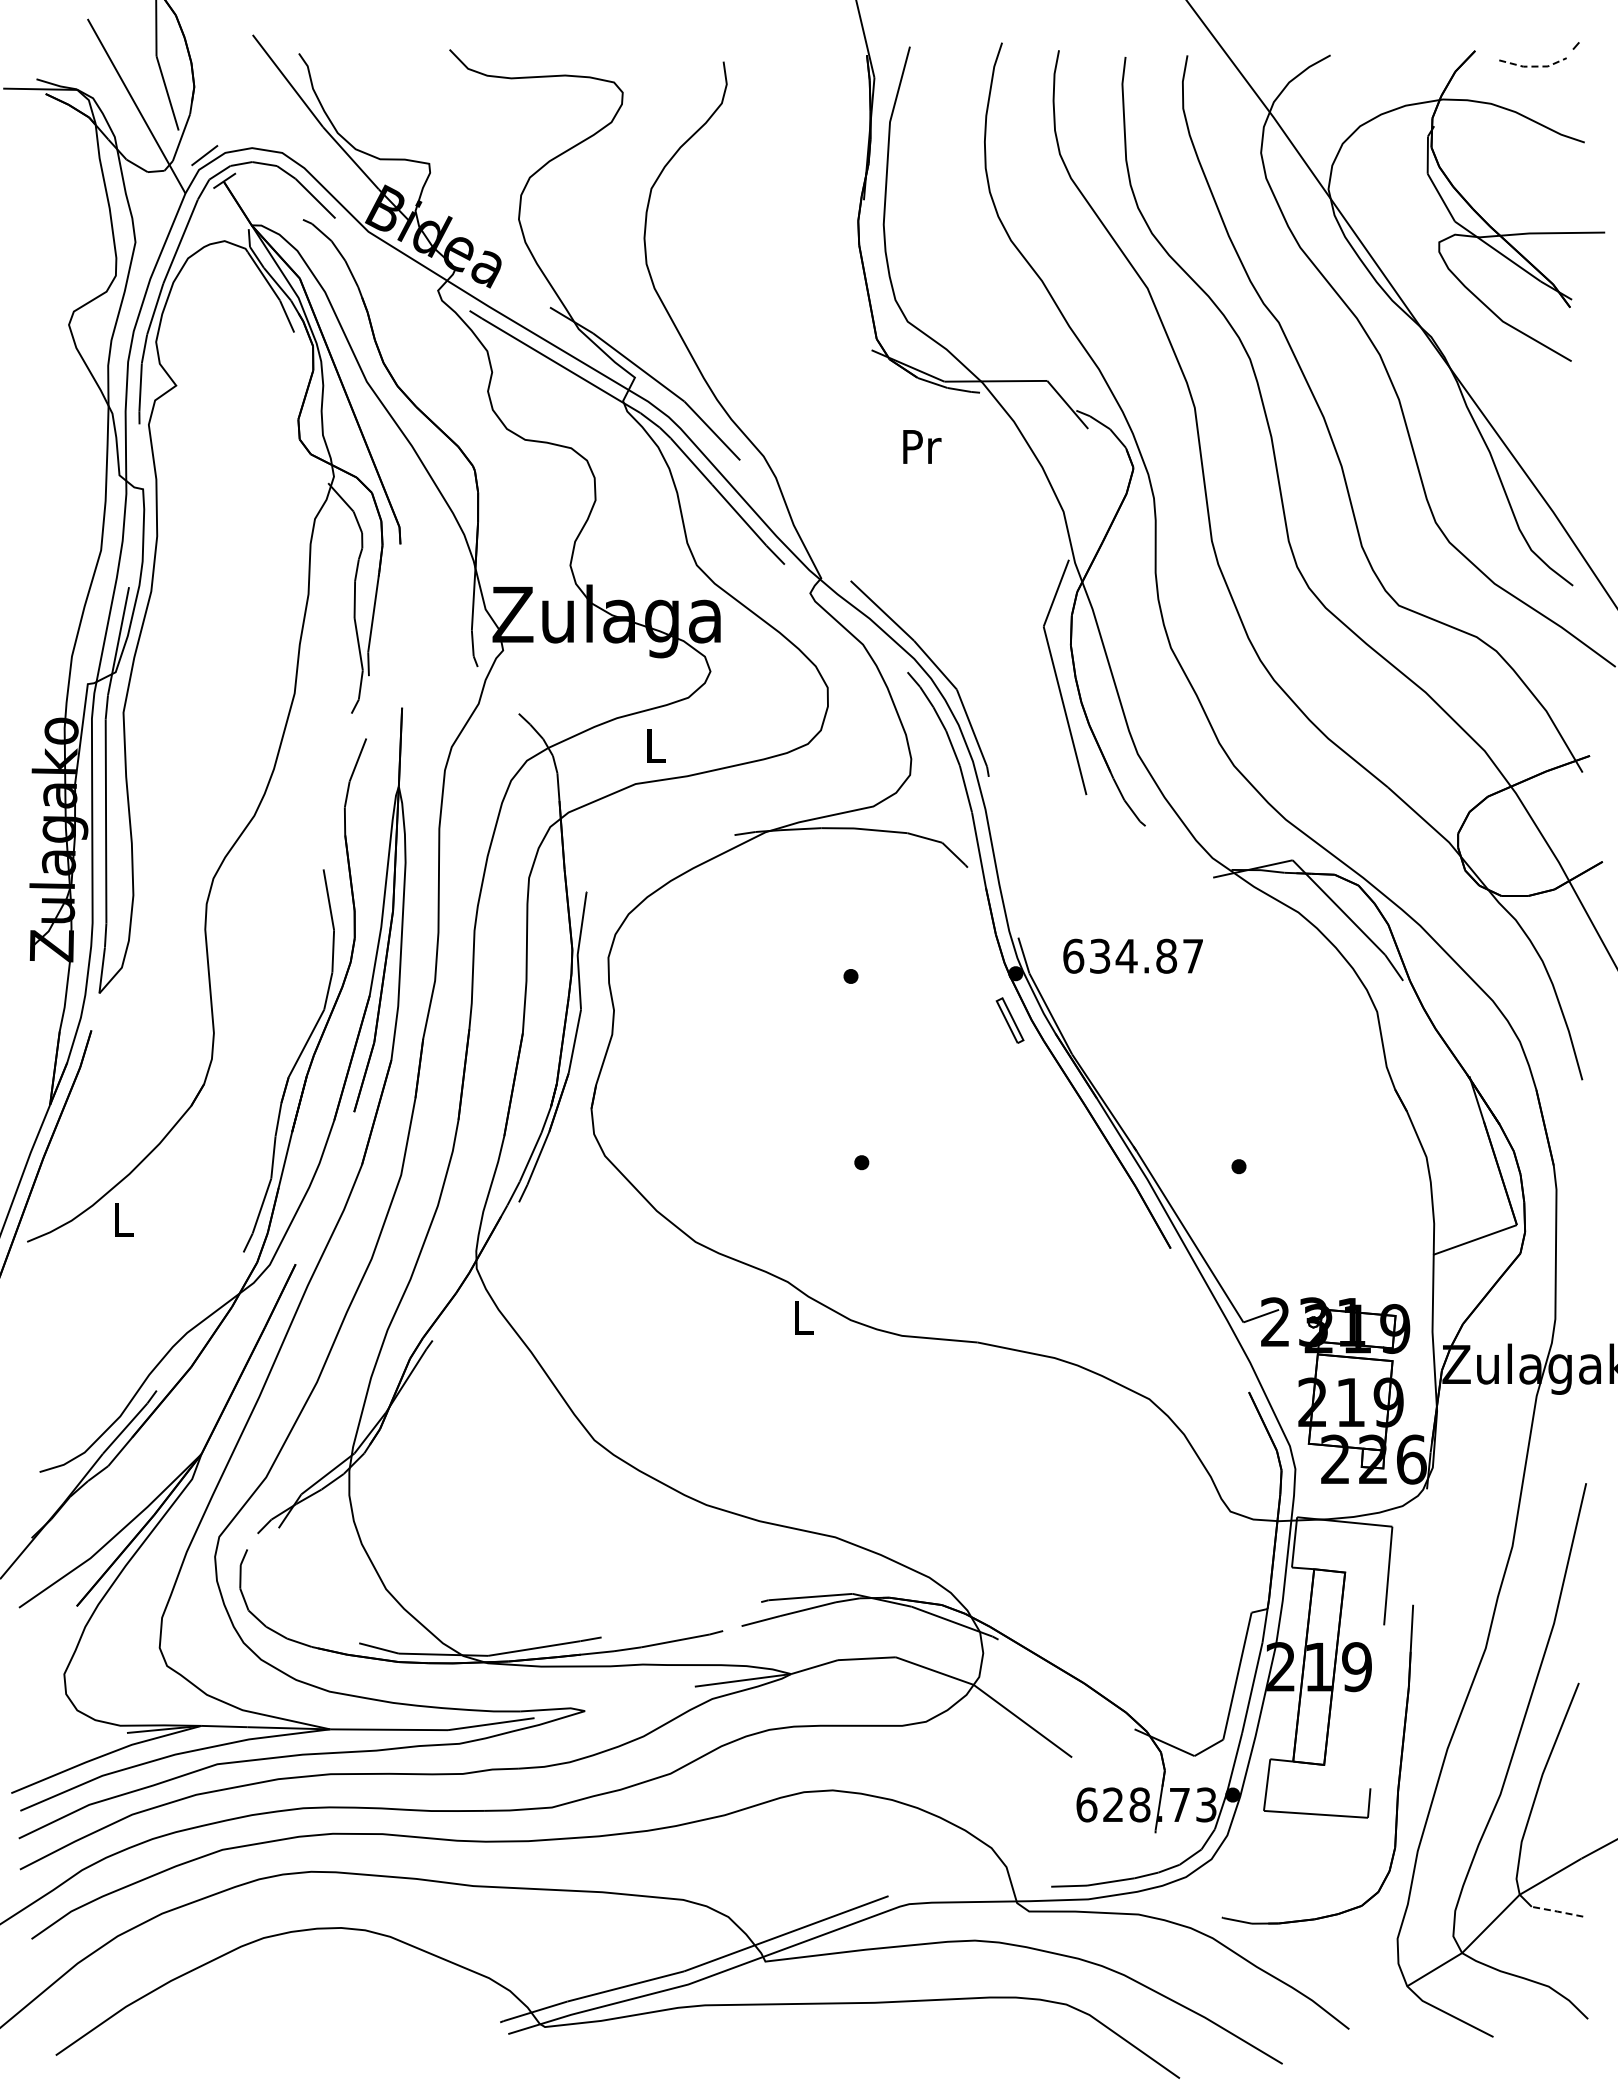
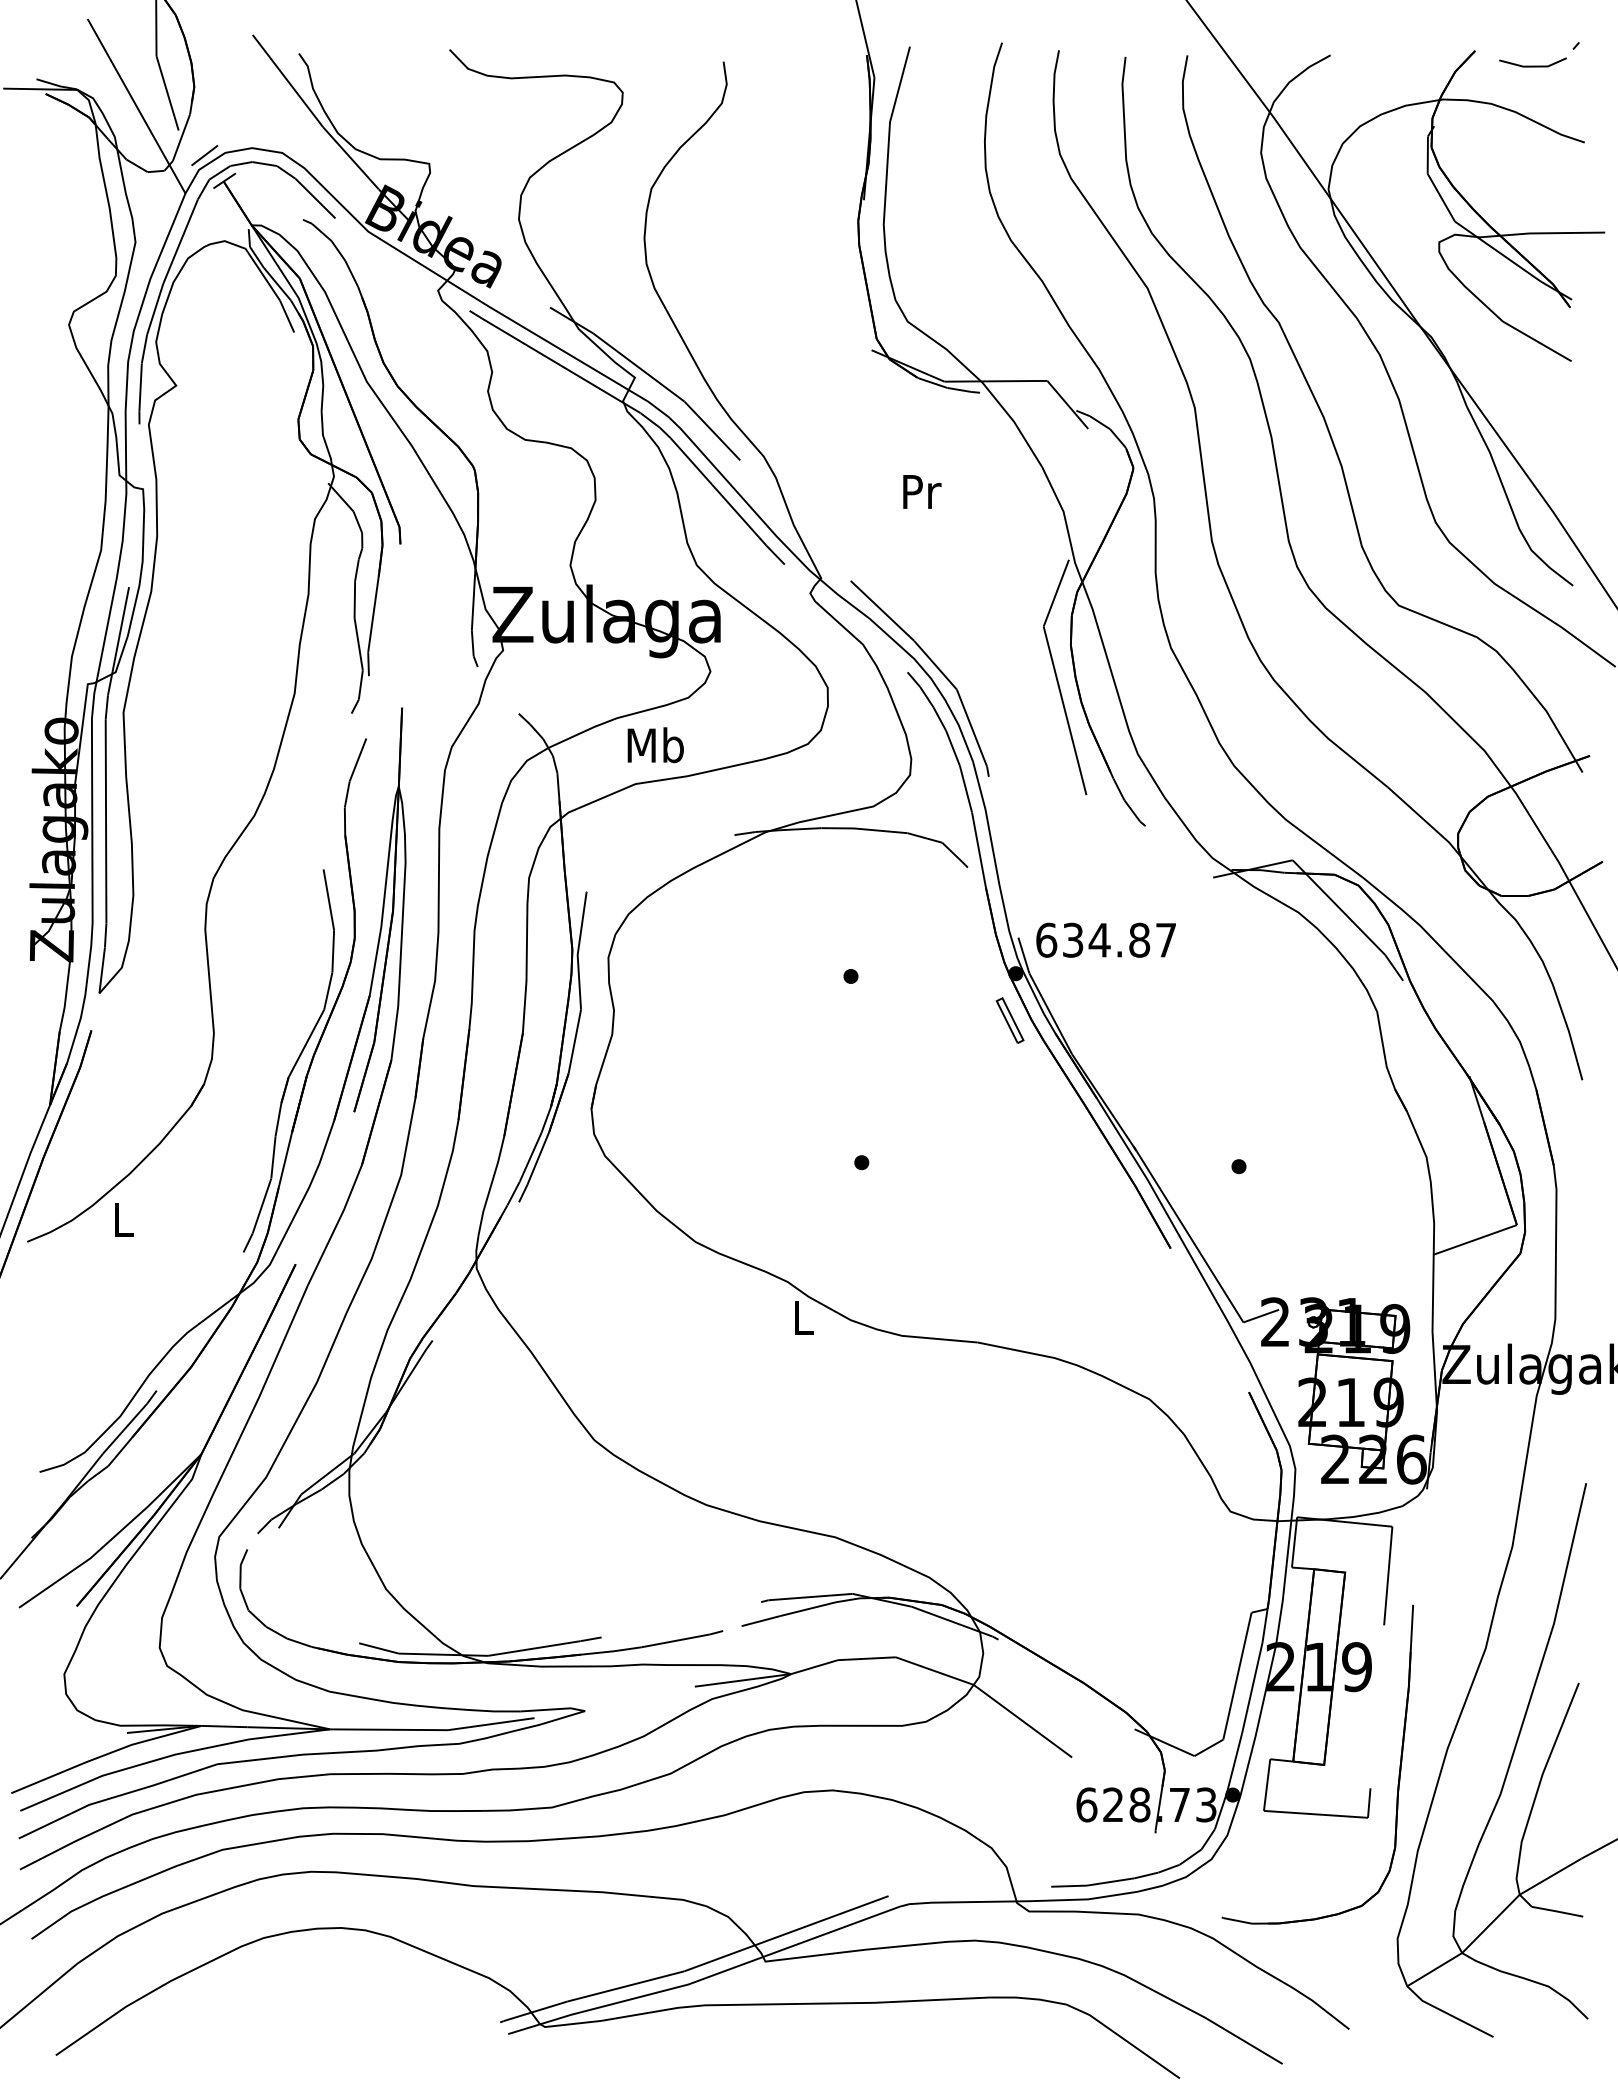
line: dashed -> solid (1534, 66)
text position: (922, 446) -> (922, 491) (922, 491)
text: L -> Mb (655, 745)
text position: (1132, 955) -> (1105, 939) (1105, 939)
line: dashed -> solid (1557, 1911)
